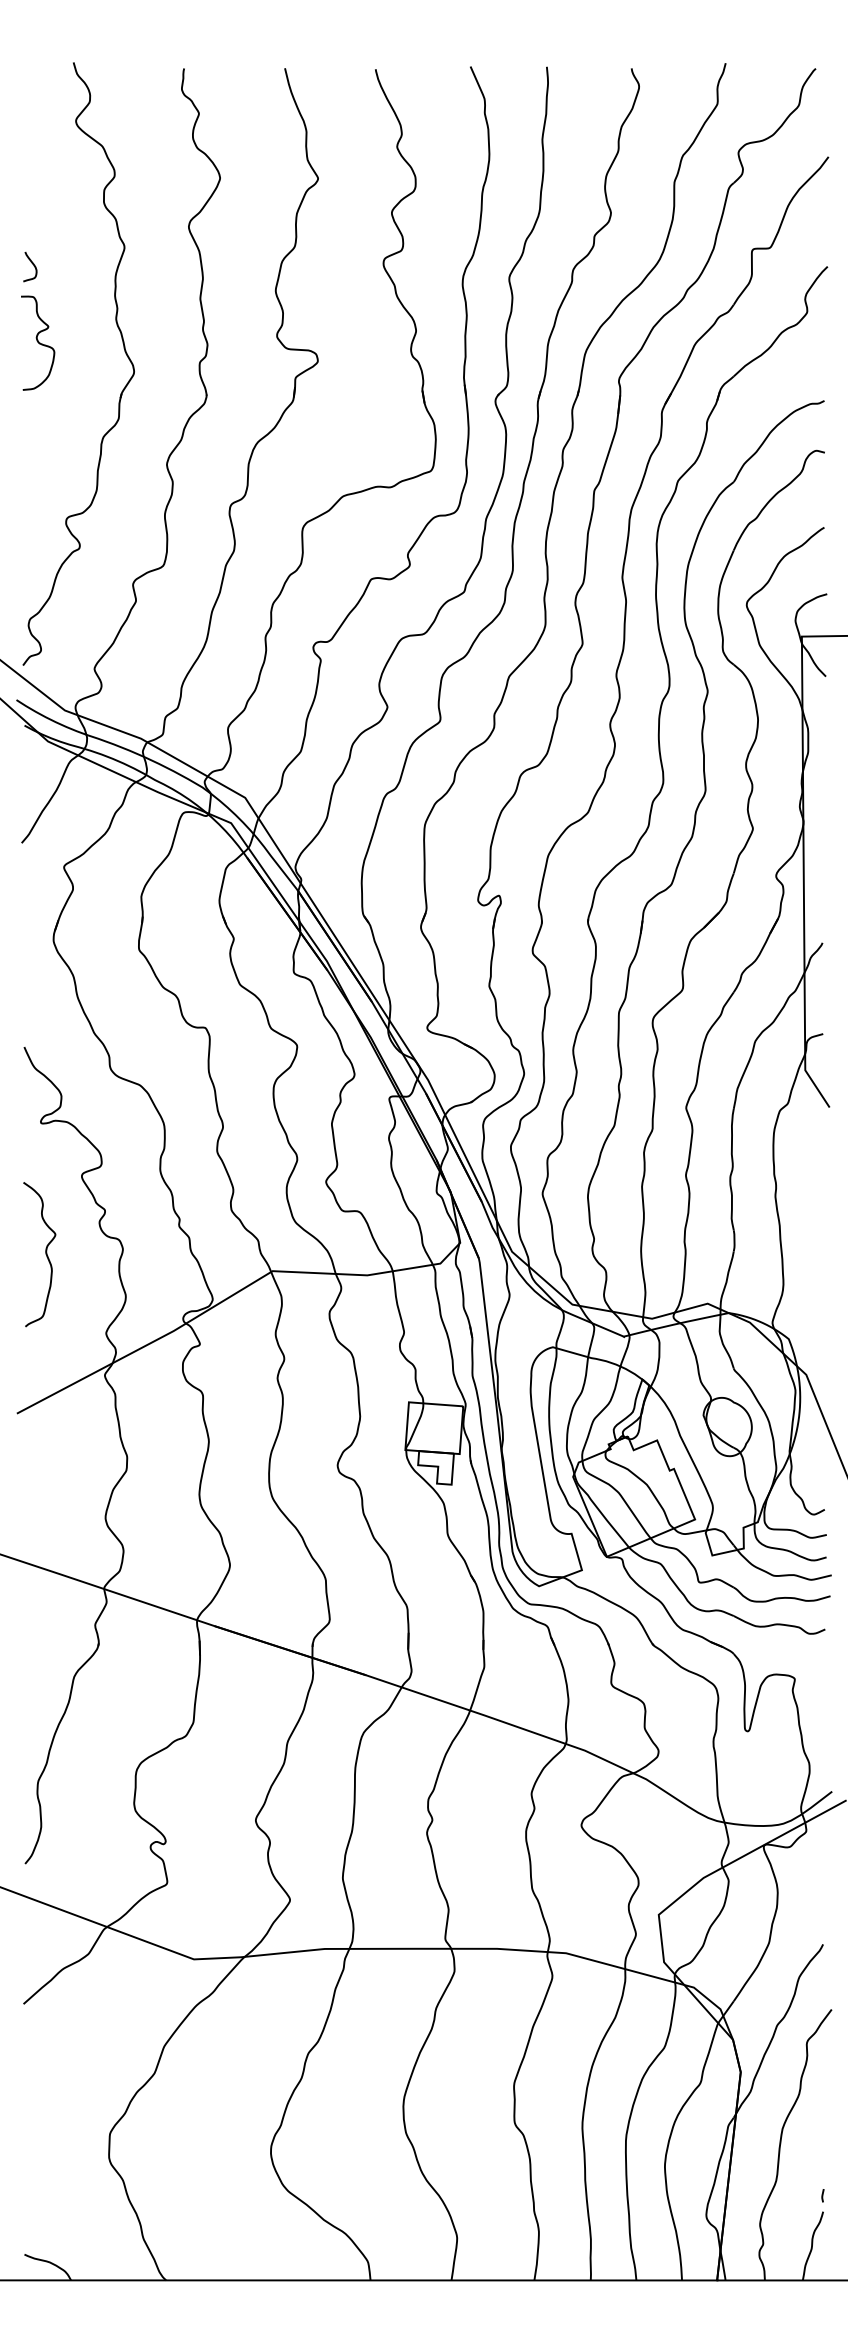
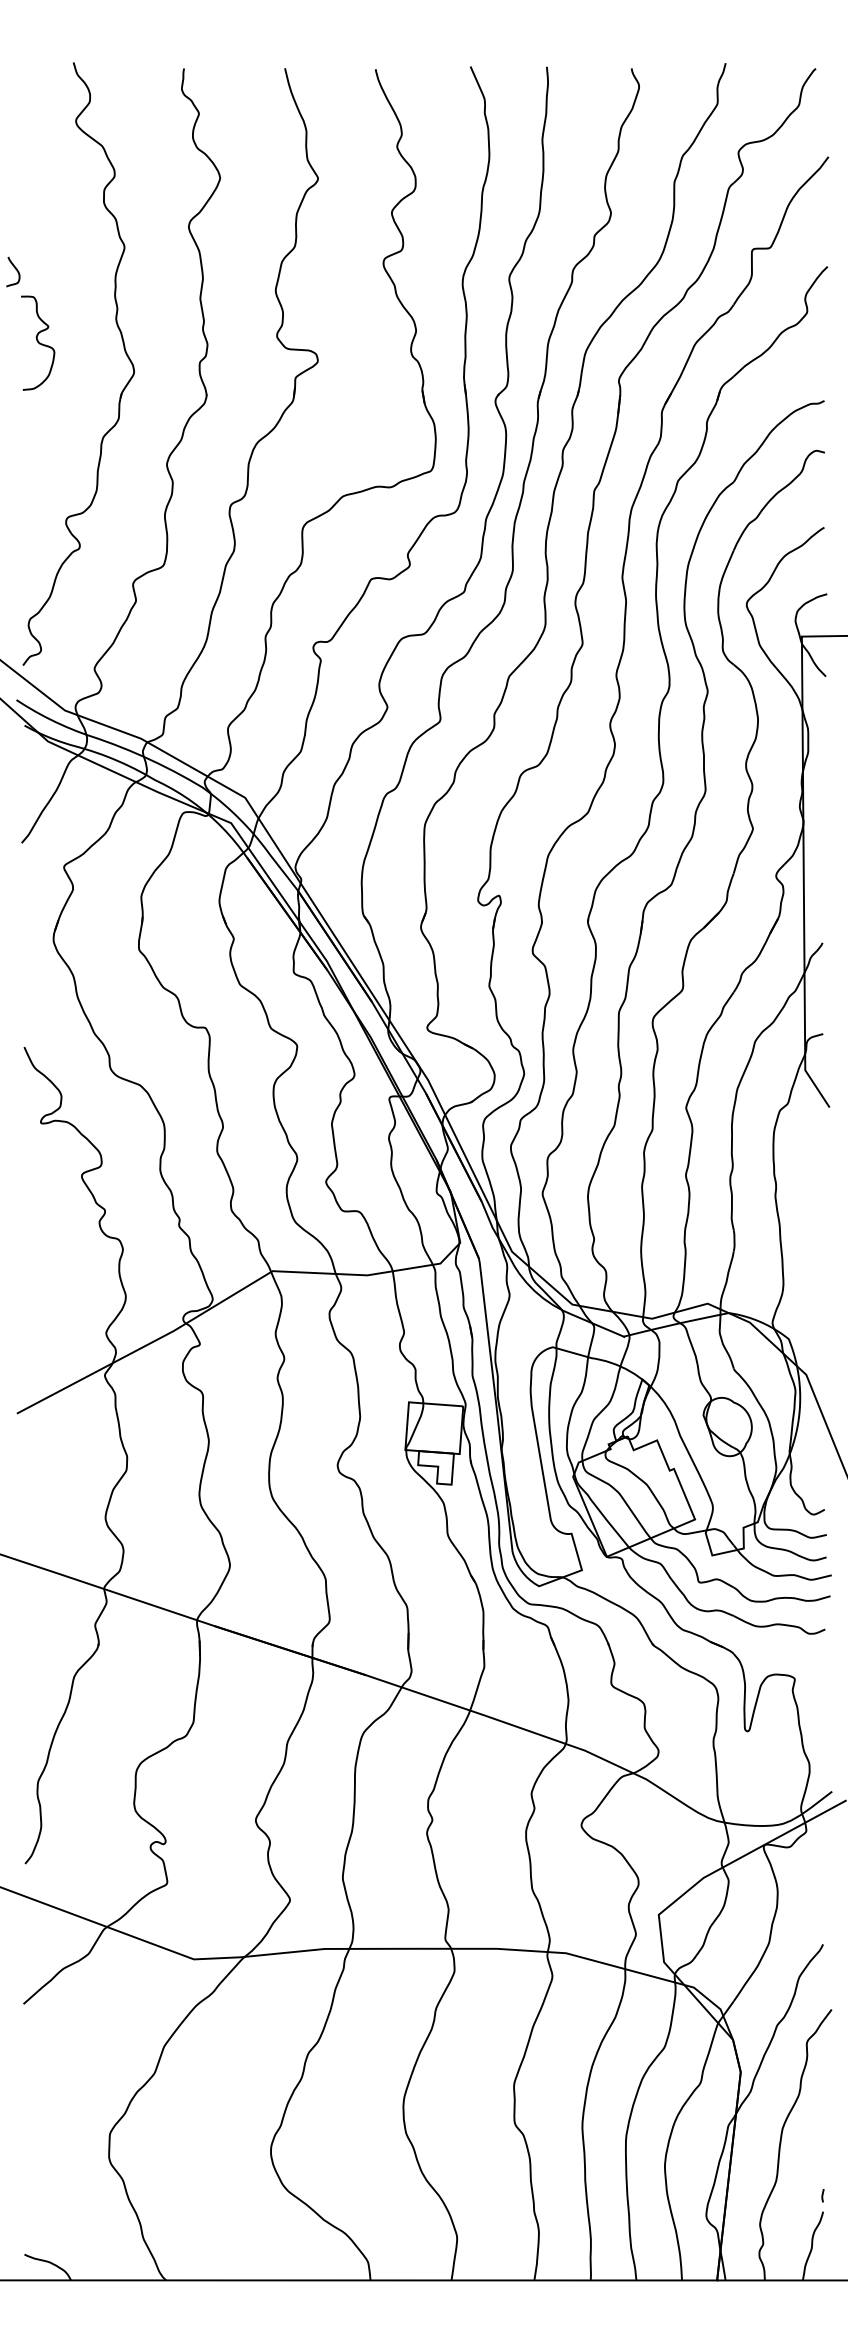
curve position: (32, 264) -> (15, 269) (15, 269)
curve: present -> none (45, 1254)
